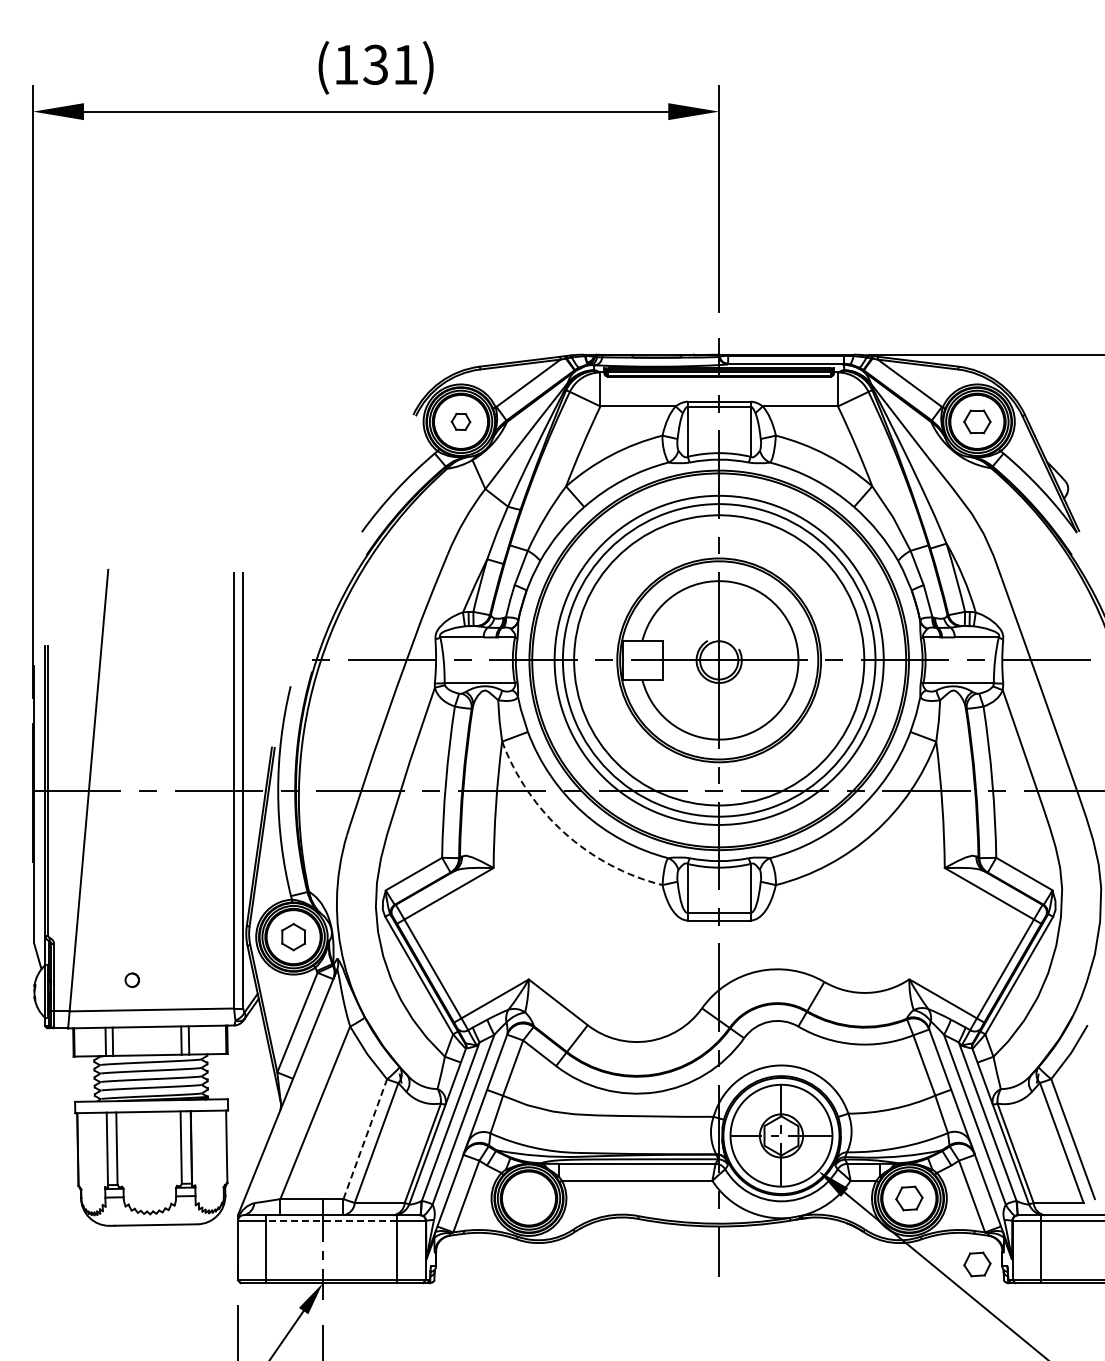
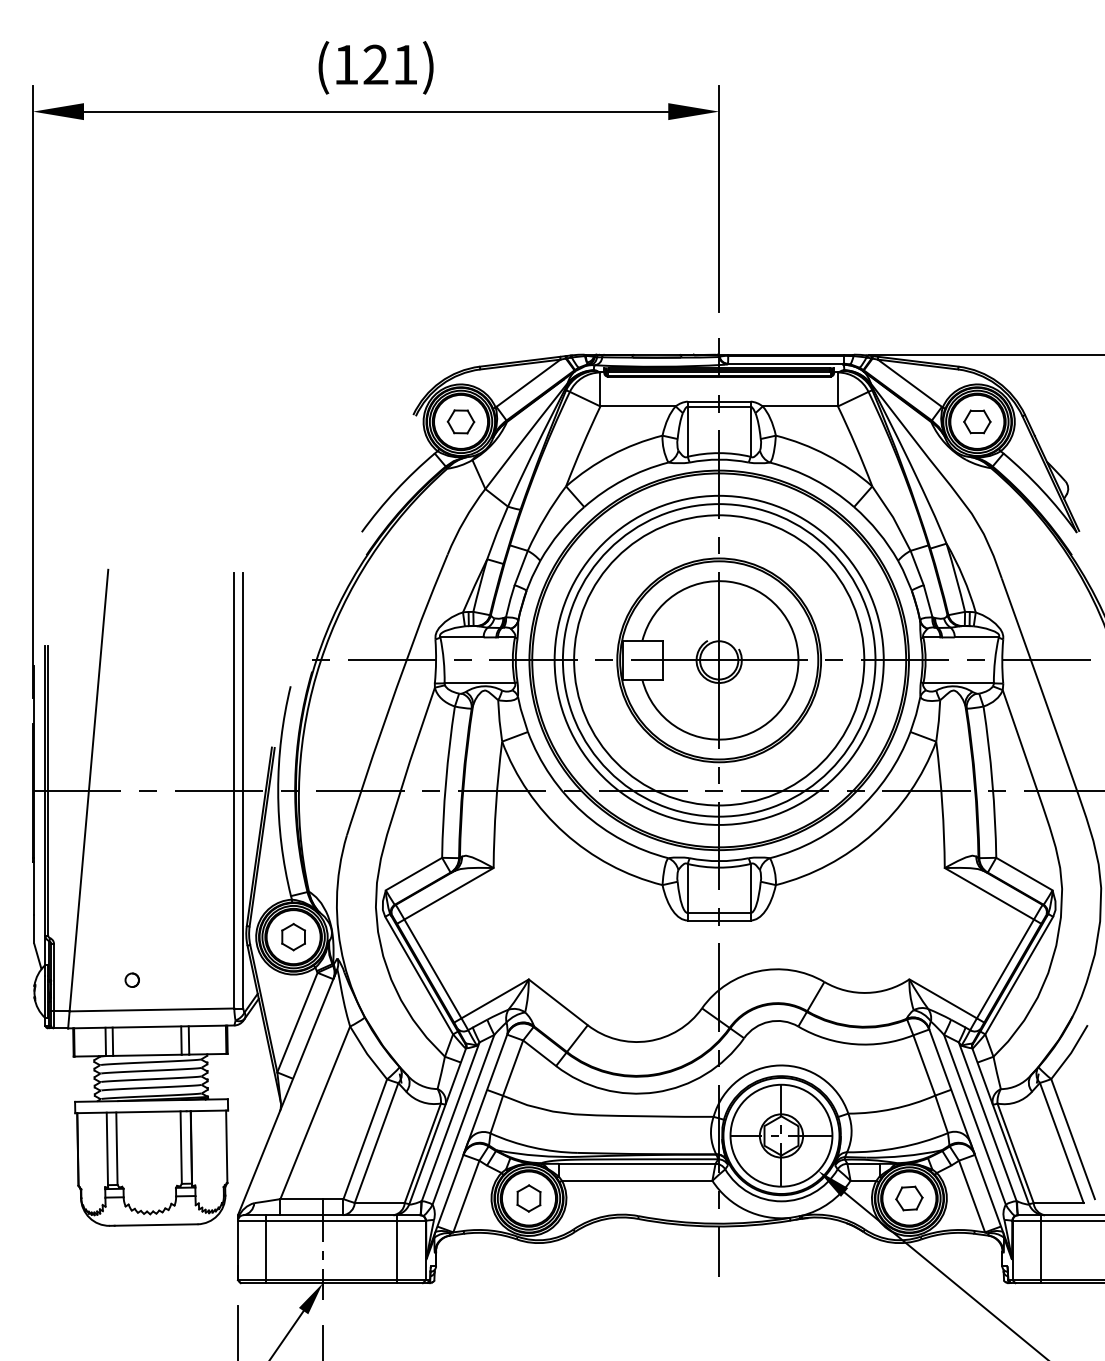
text: (131) -> (121) (375, 64)
part size: 22x19 px -> 30x26 px (460, 421)
arc: dashed -> solid (564, 833)
line: dashed -> solid (365, 1139)
part: none -> present (528, 1198)
line: dashed -> solid (331, 1220)
part: present -> none (977, 1264)
